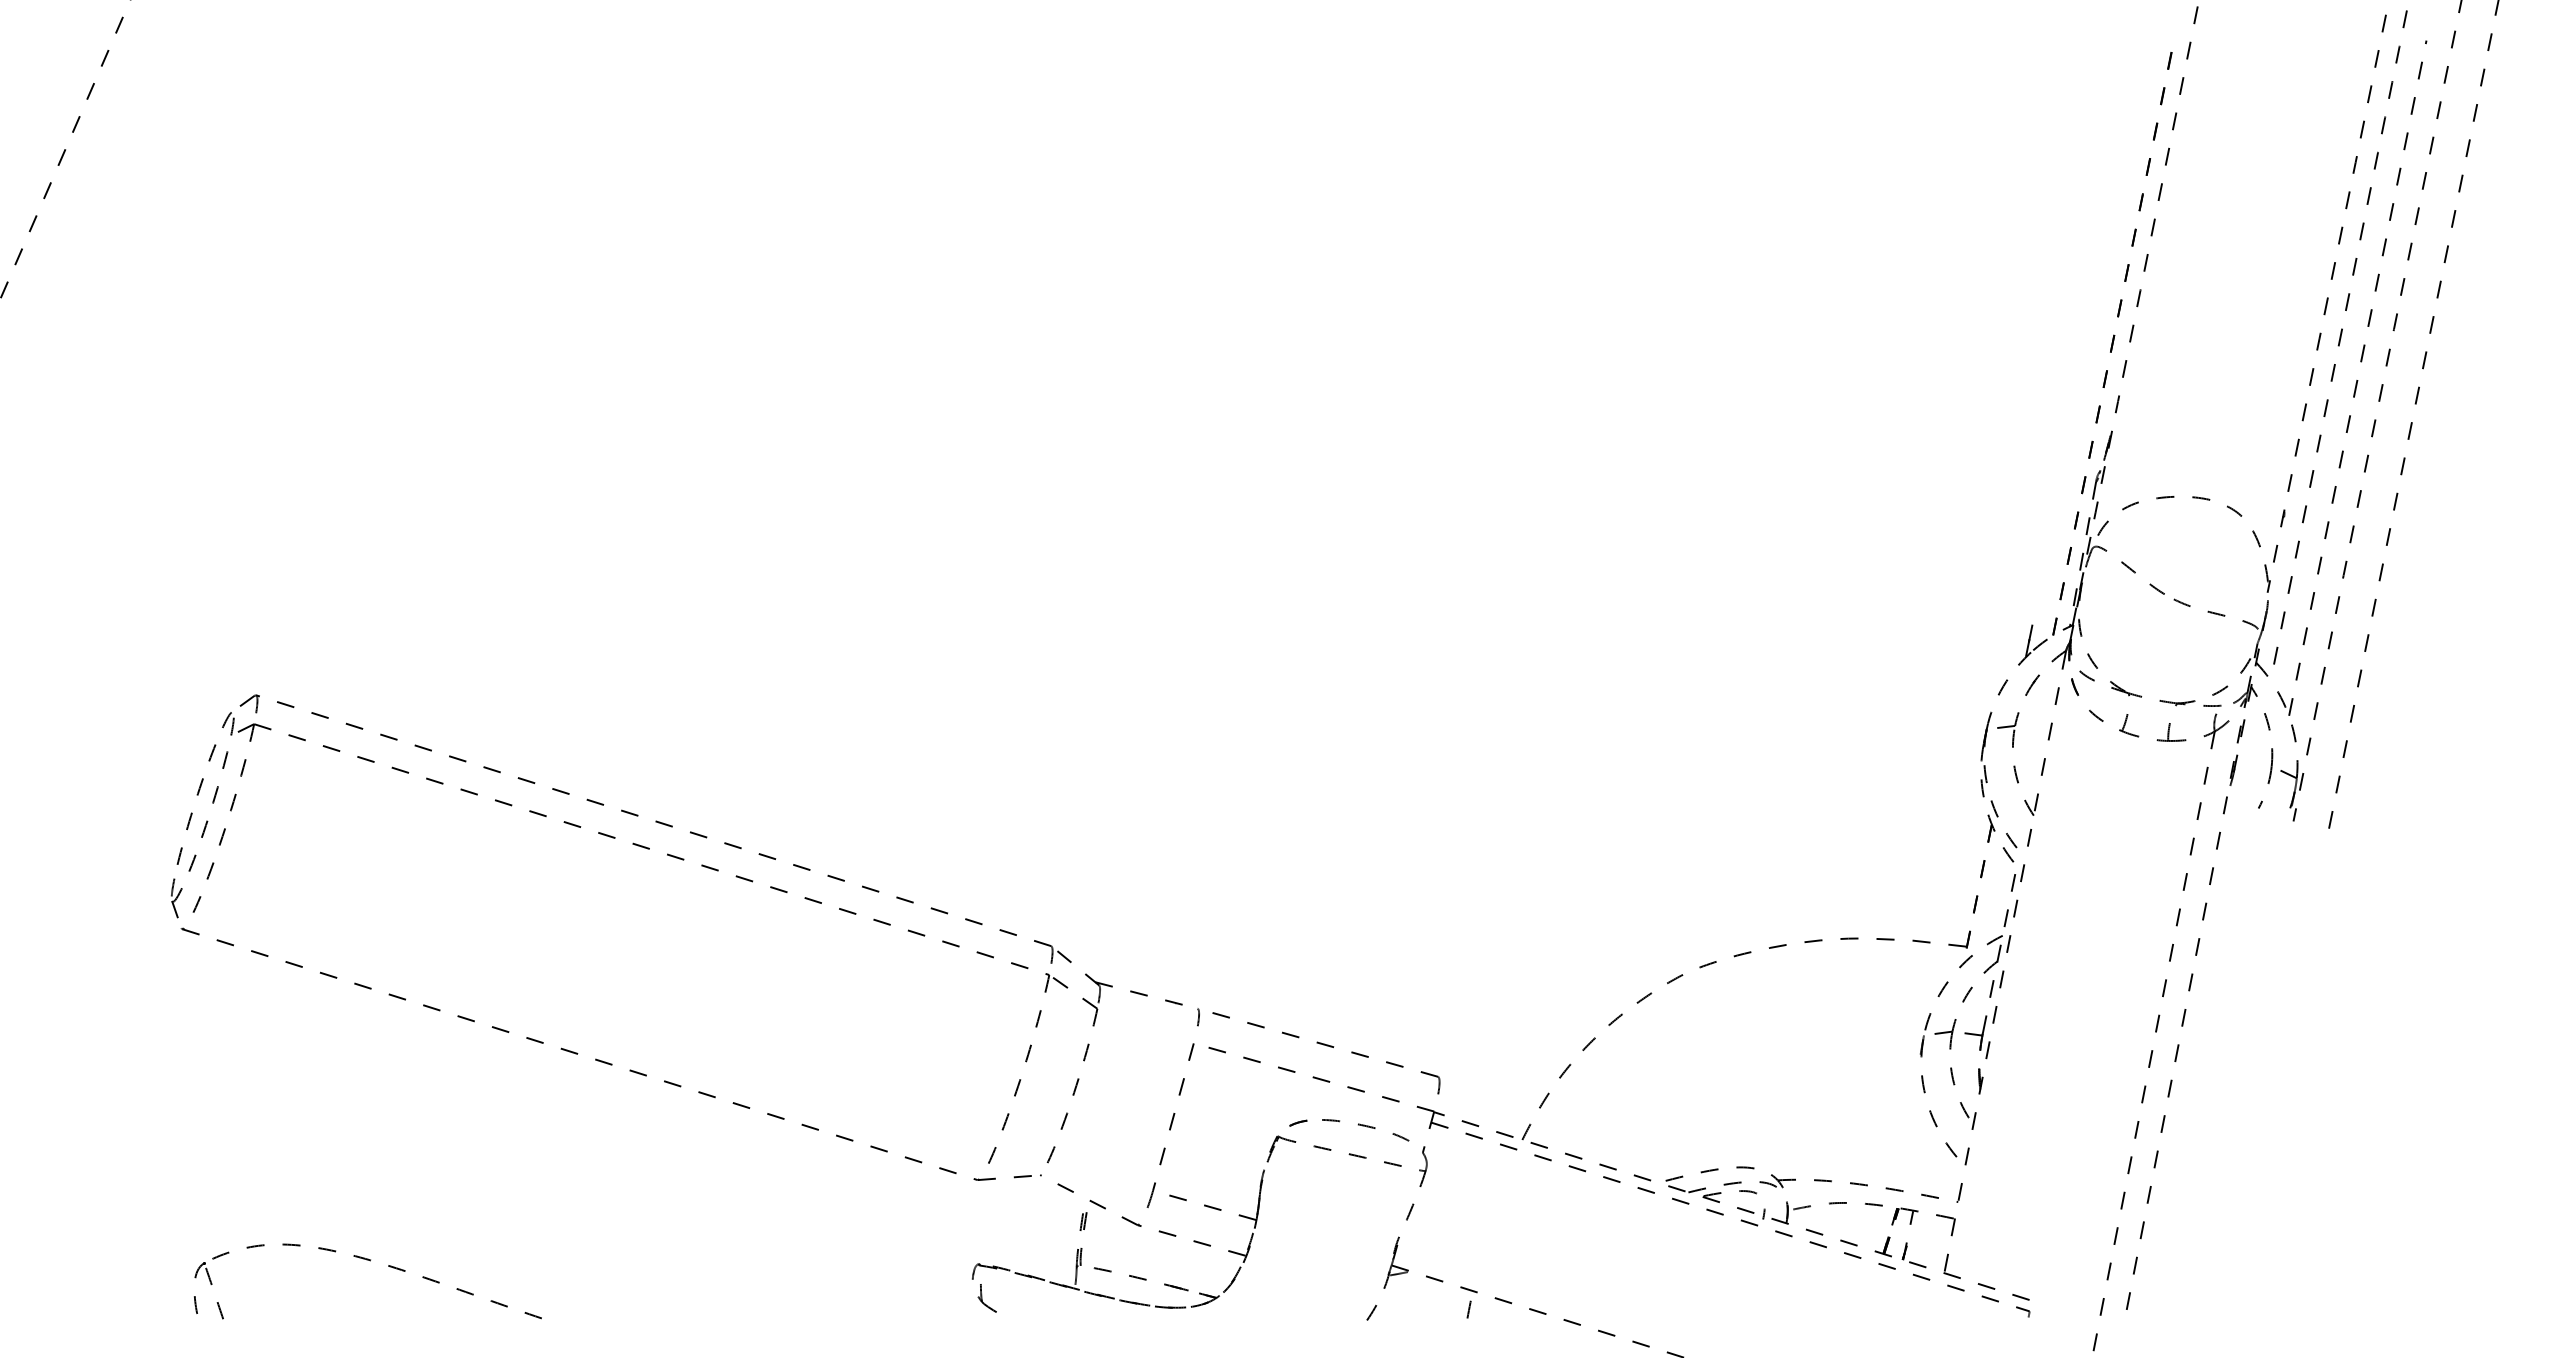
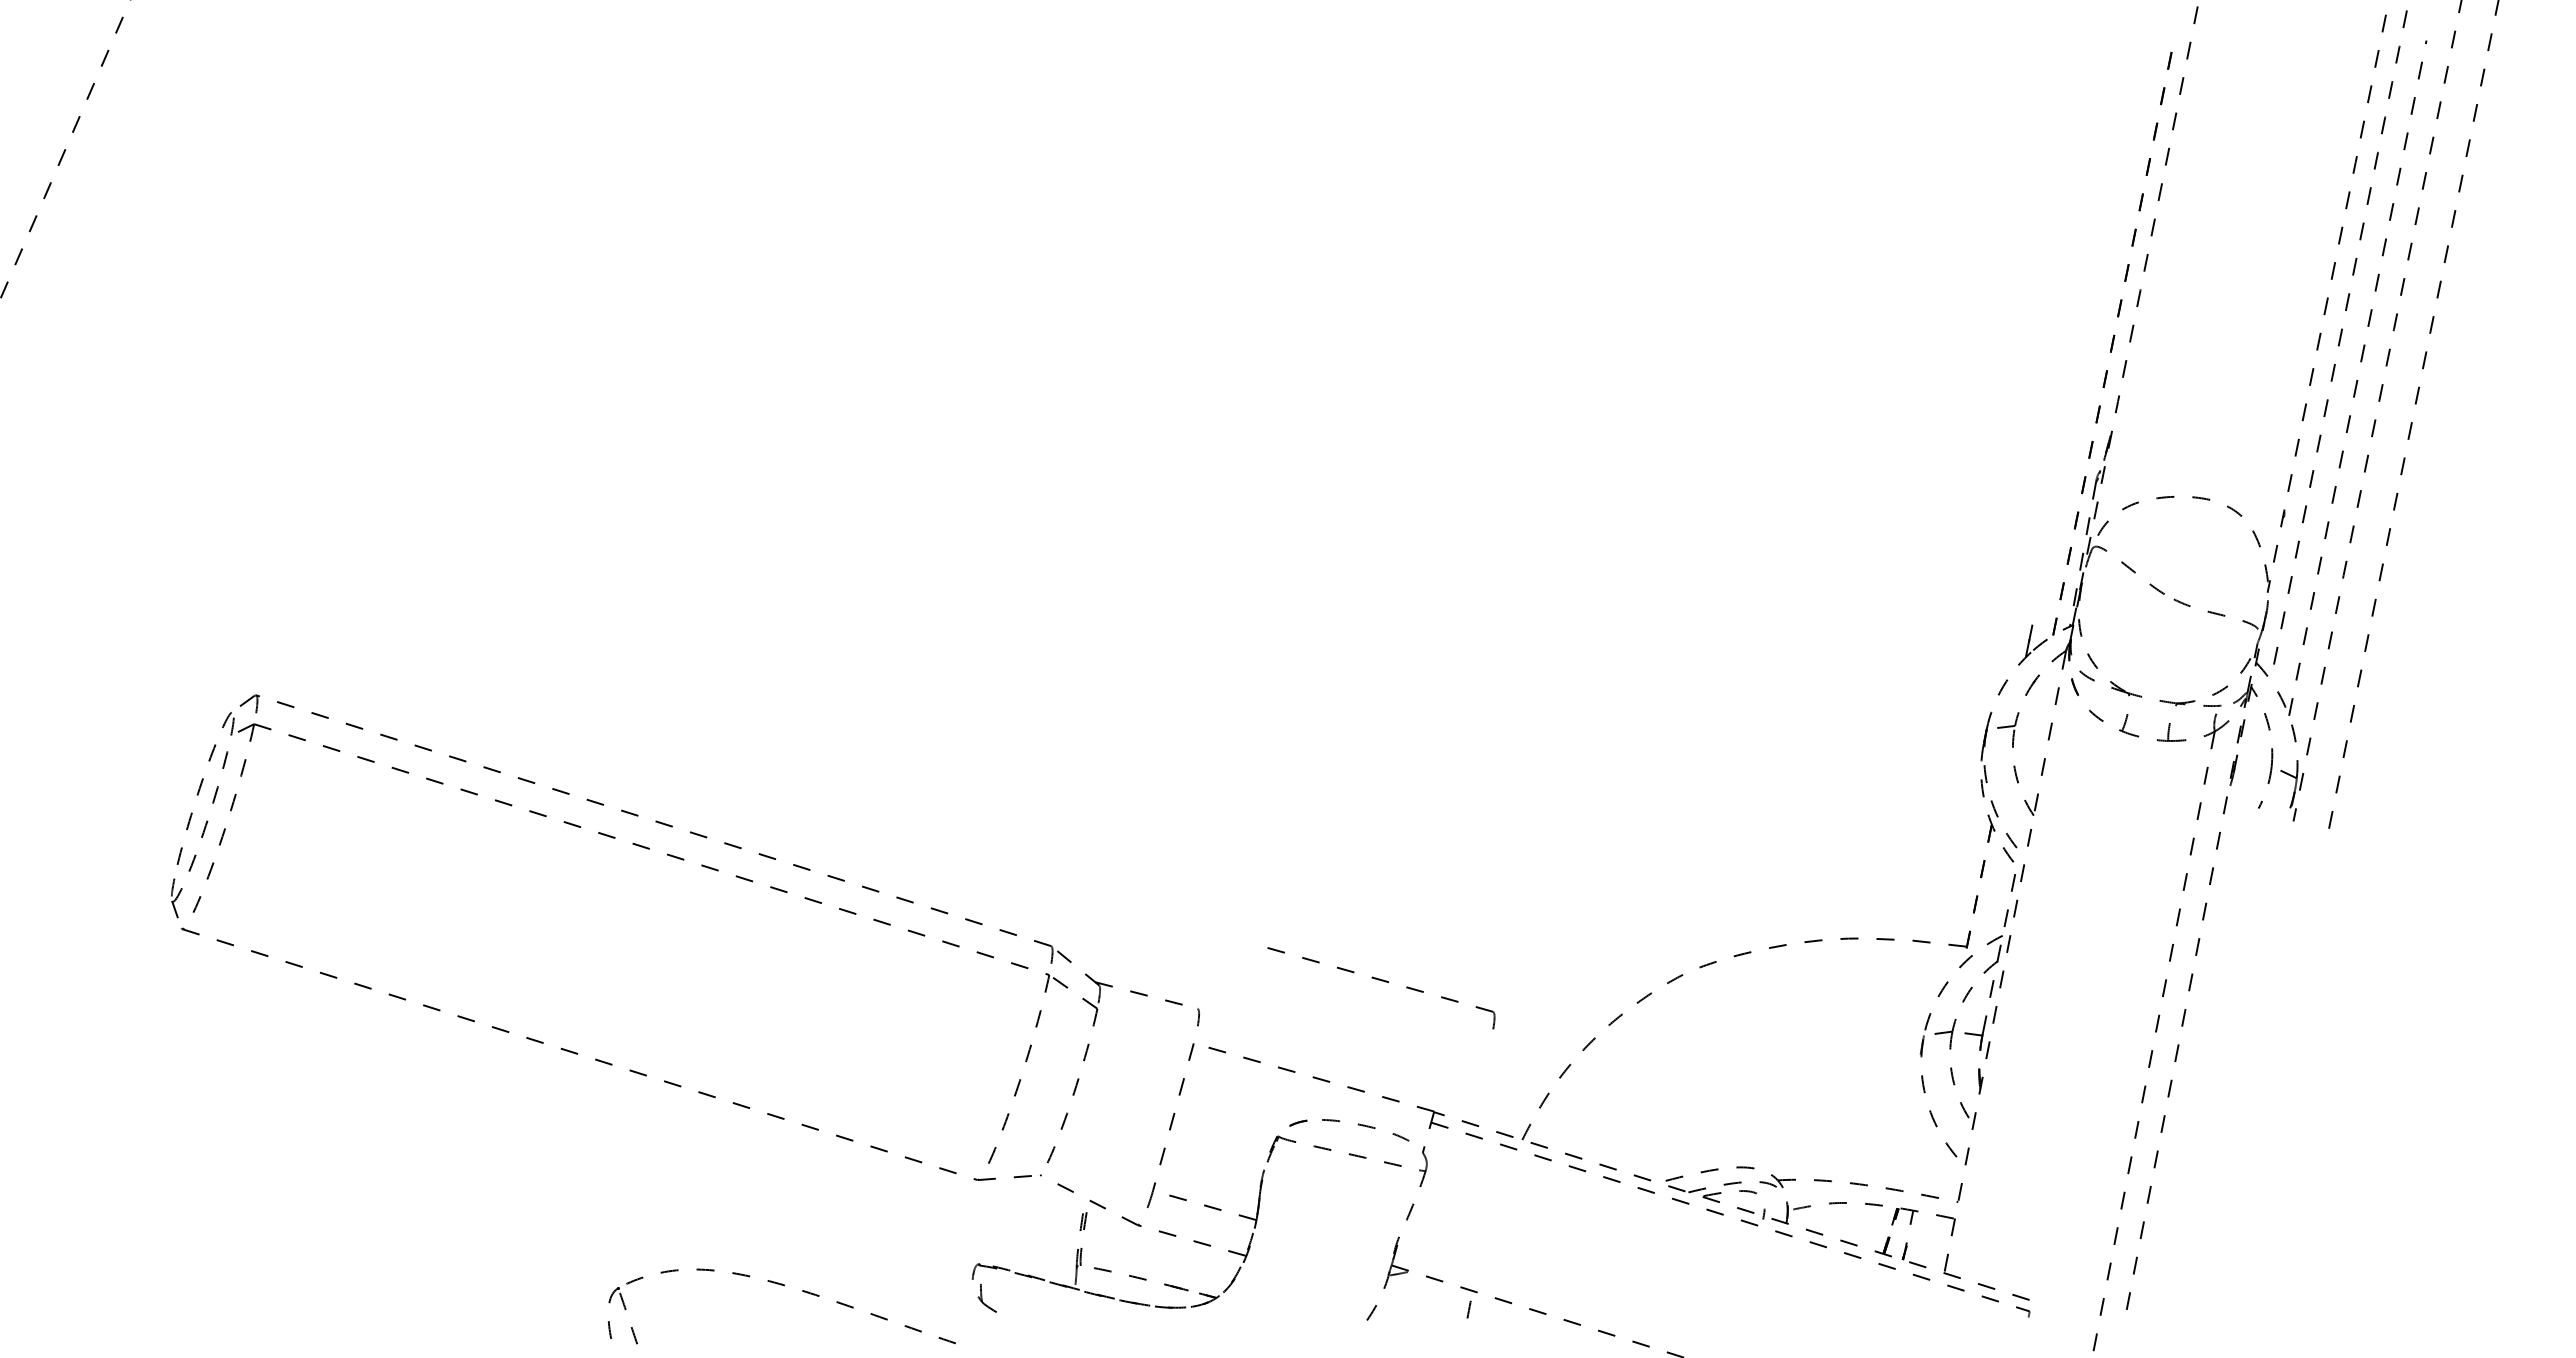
part position: (1326, 1046) -> (1381, 981) (1381, 981)
part position: (370, 1261) -> (784, 1286) (784, 1286)
